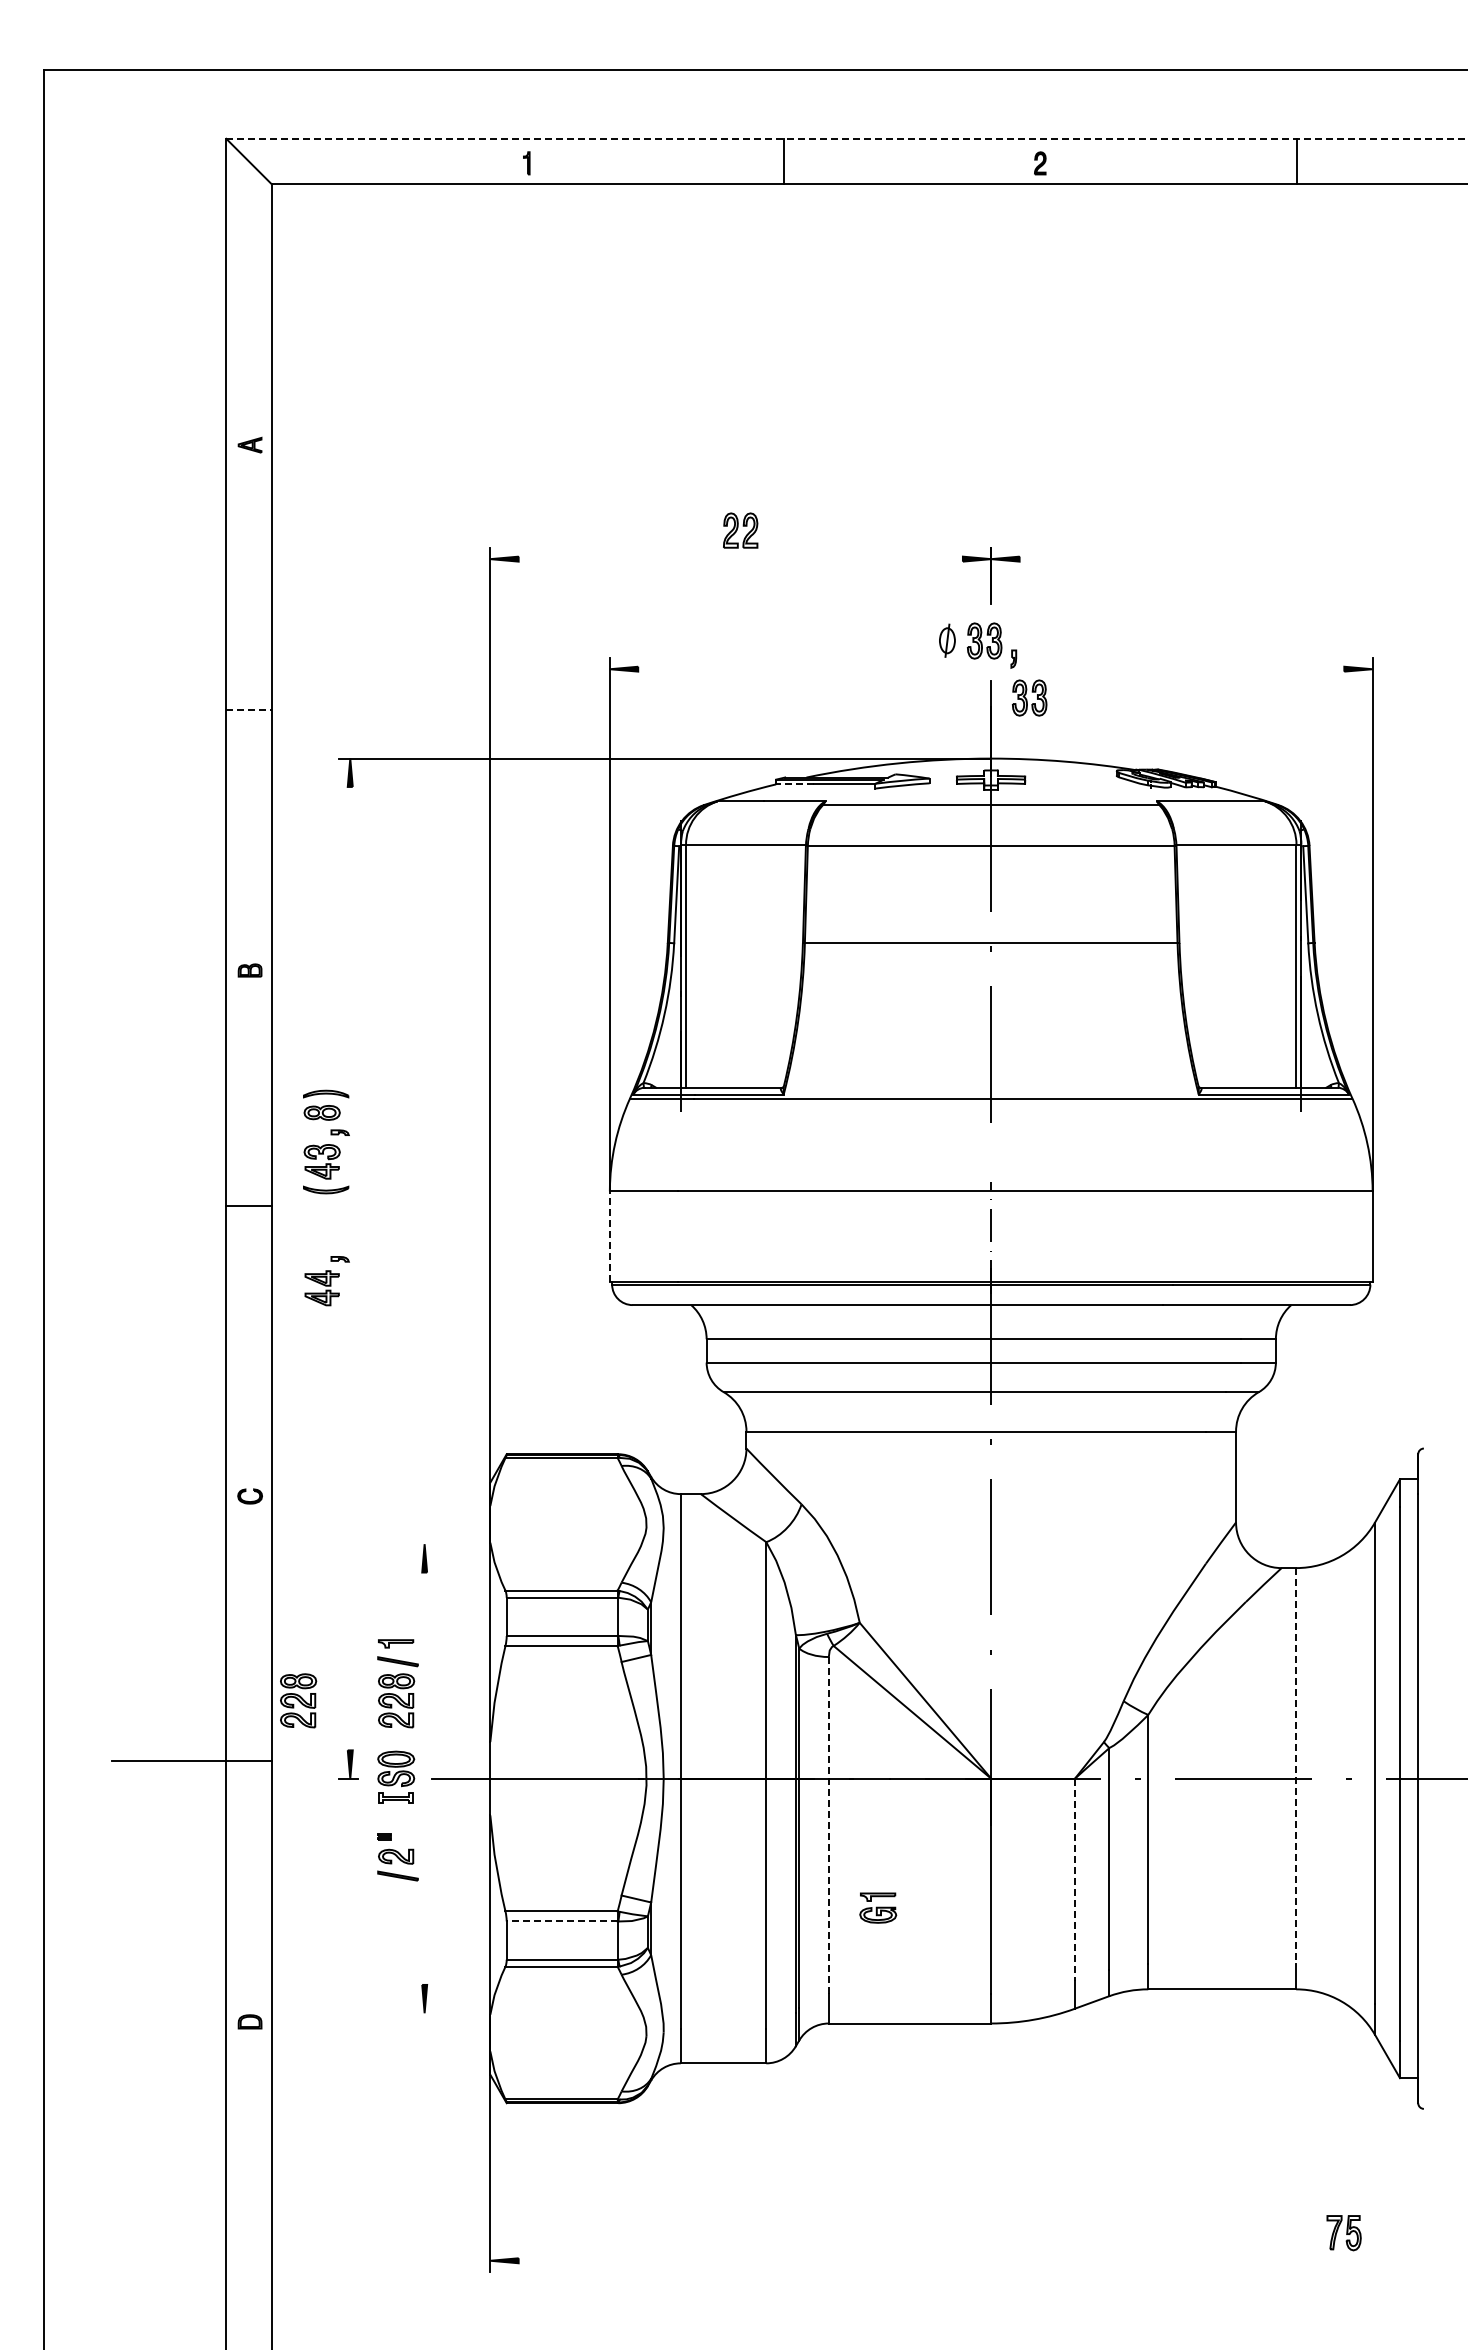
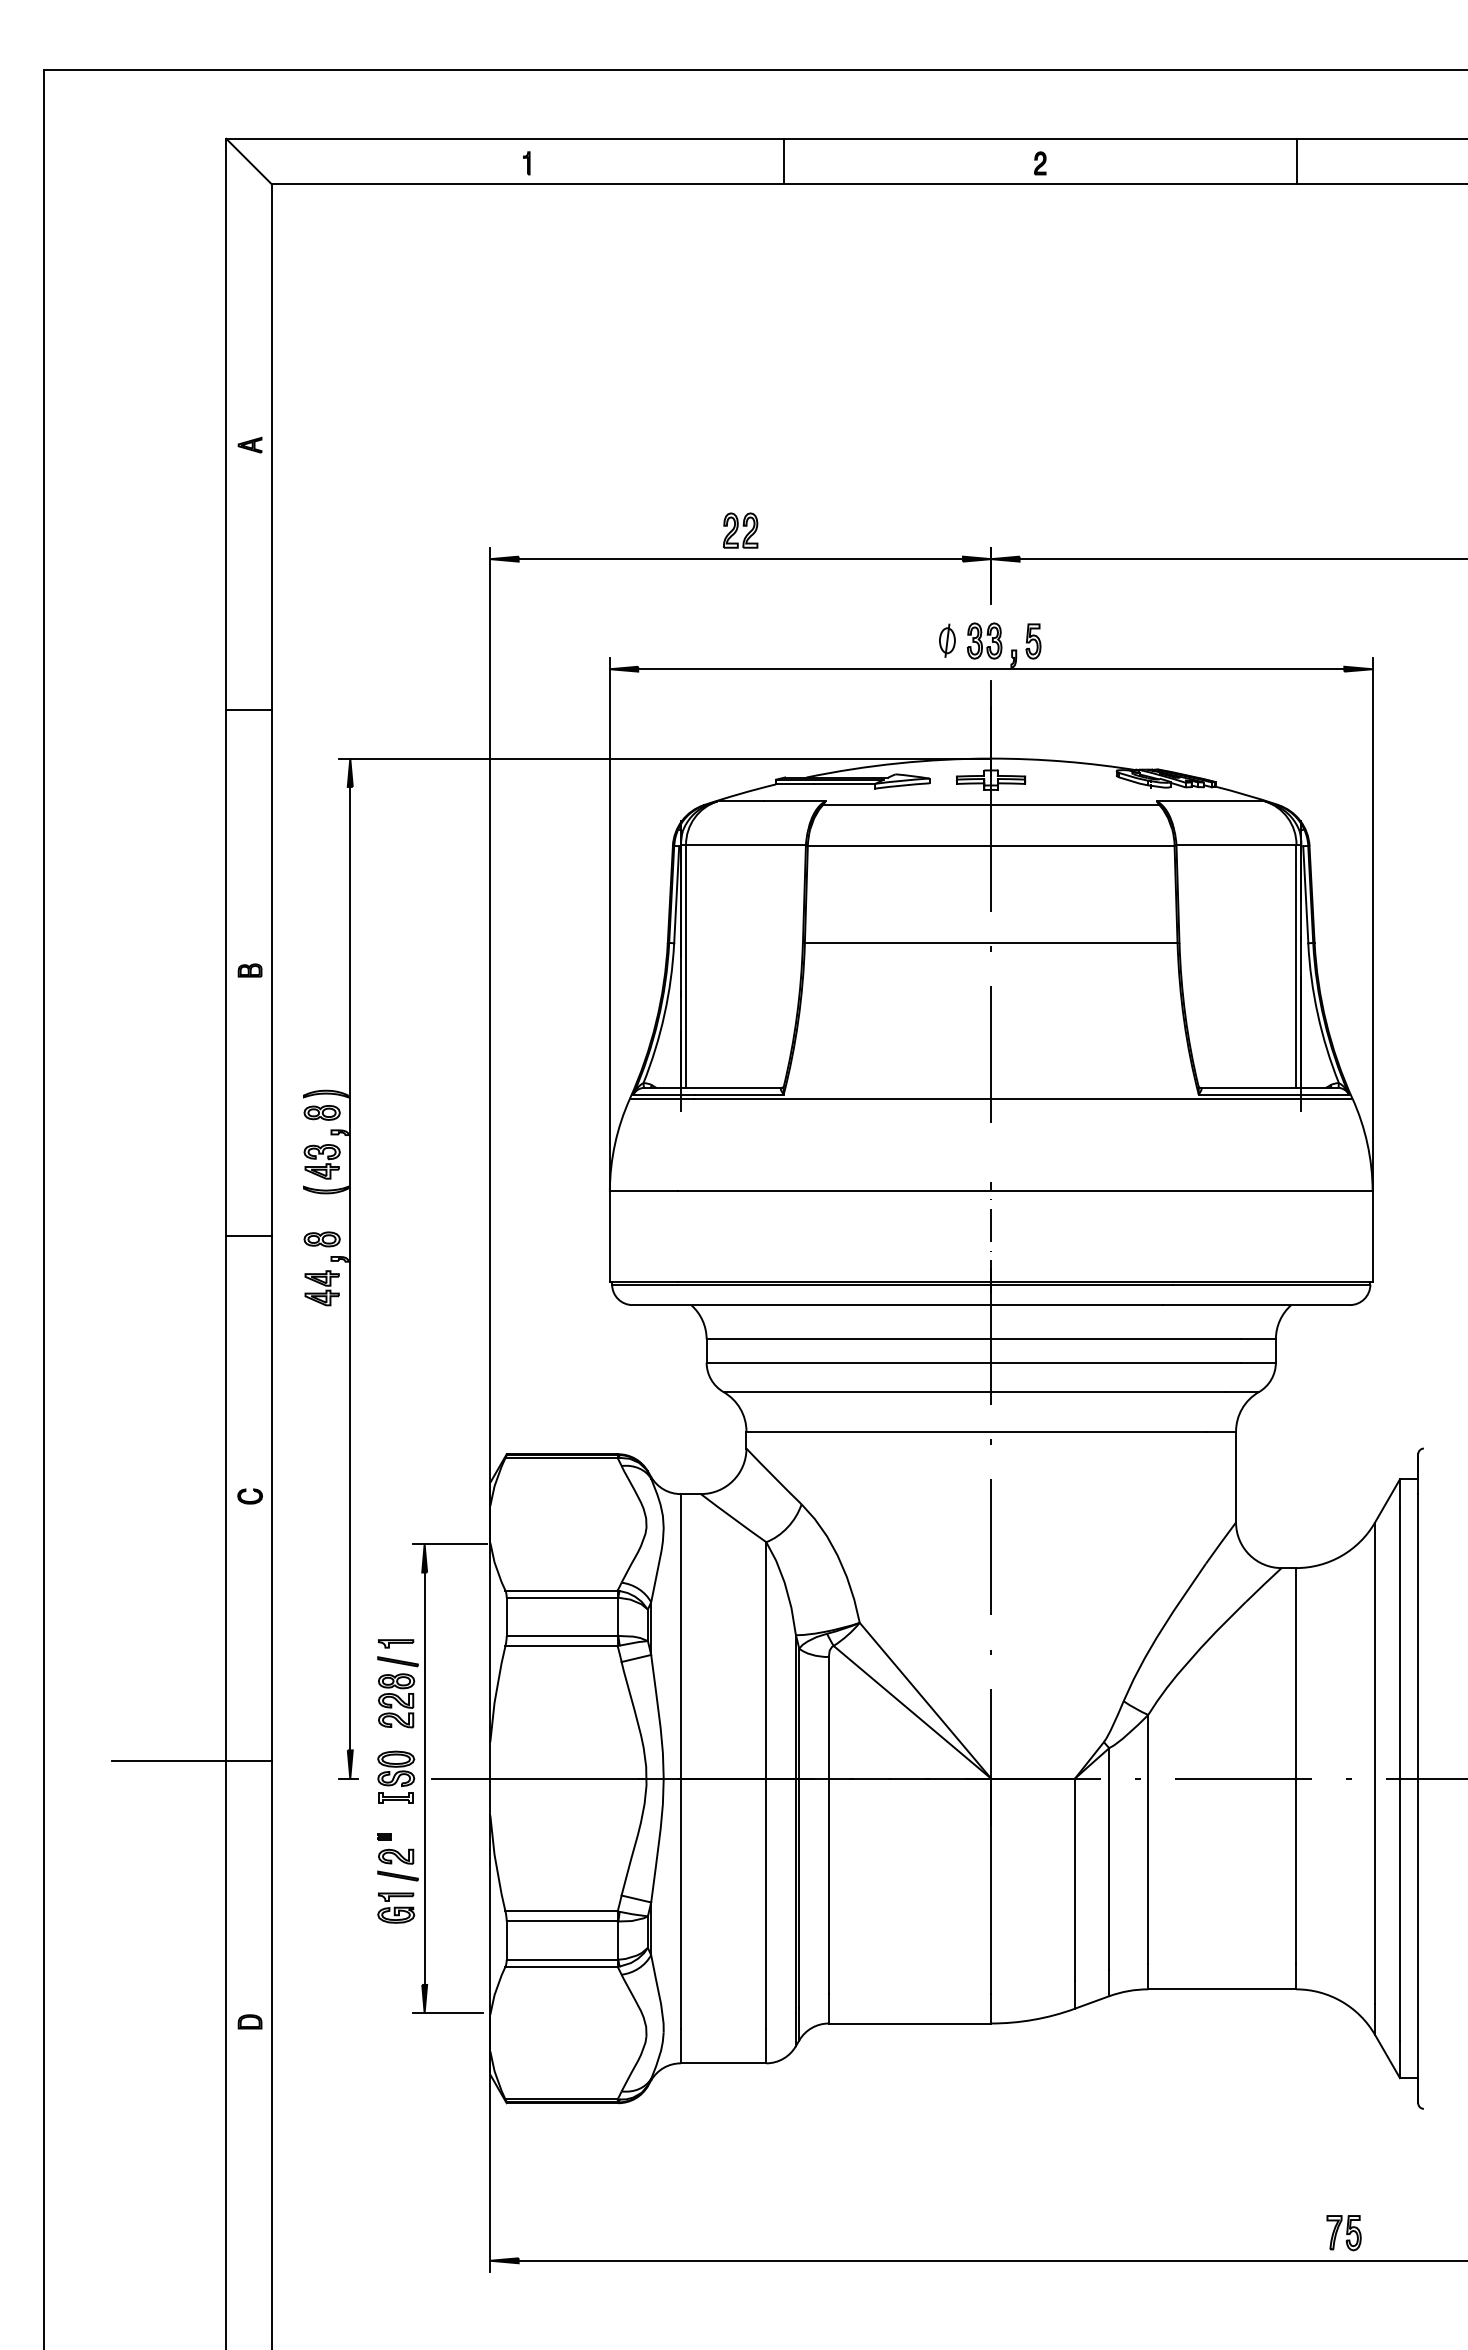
line: dashed -> solid (847, 138)
line: none -> present (740, 559)
line: none -> present (1241, 559)
part: none -> present (1033, 641)
line: none -> present (991, 669)
part: present -> none (1029, 697)
line: dashed -> solid (249, 710)
line: dashed -> solid (794, 784)
line position: (248, 1205) -> (248, 1235) (248, 1235)
line: dashed -> solid (609, 1236)
part: none -> present (321, 1239)
line: none -> present (350, 1268)
line: none -> present (449, 1544)
part: present -> none (298, 1700)
line: dashed -> solid (1296, 1765)
line: none -> present (424, 1778)
line: dashed -> solid (828, 1825)
line: dashed -> solid (1074, 1879)
part position: (878, 1907) -> (396, 1907) (396, 1907)
line: dashed -> solid (561, 1921)
line: none -> present (447, 2013)
line: none -> present (991, 2260)
